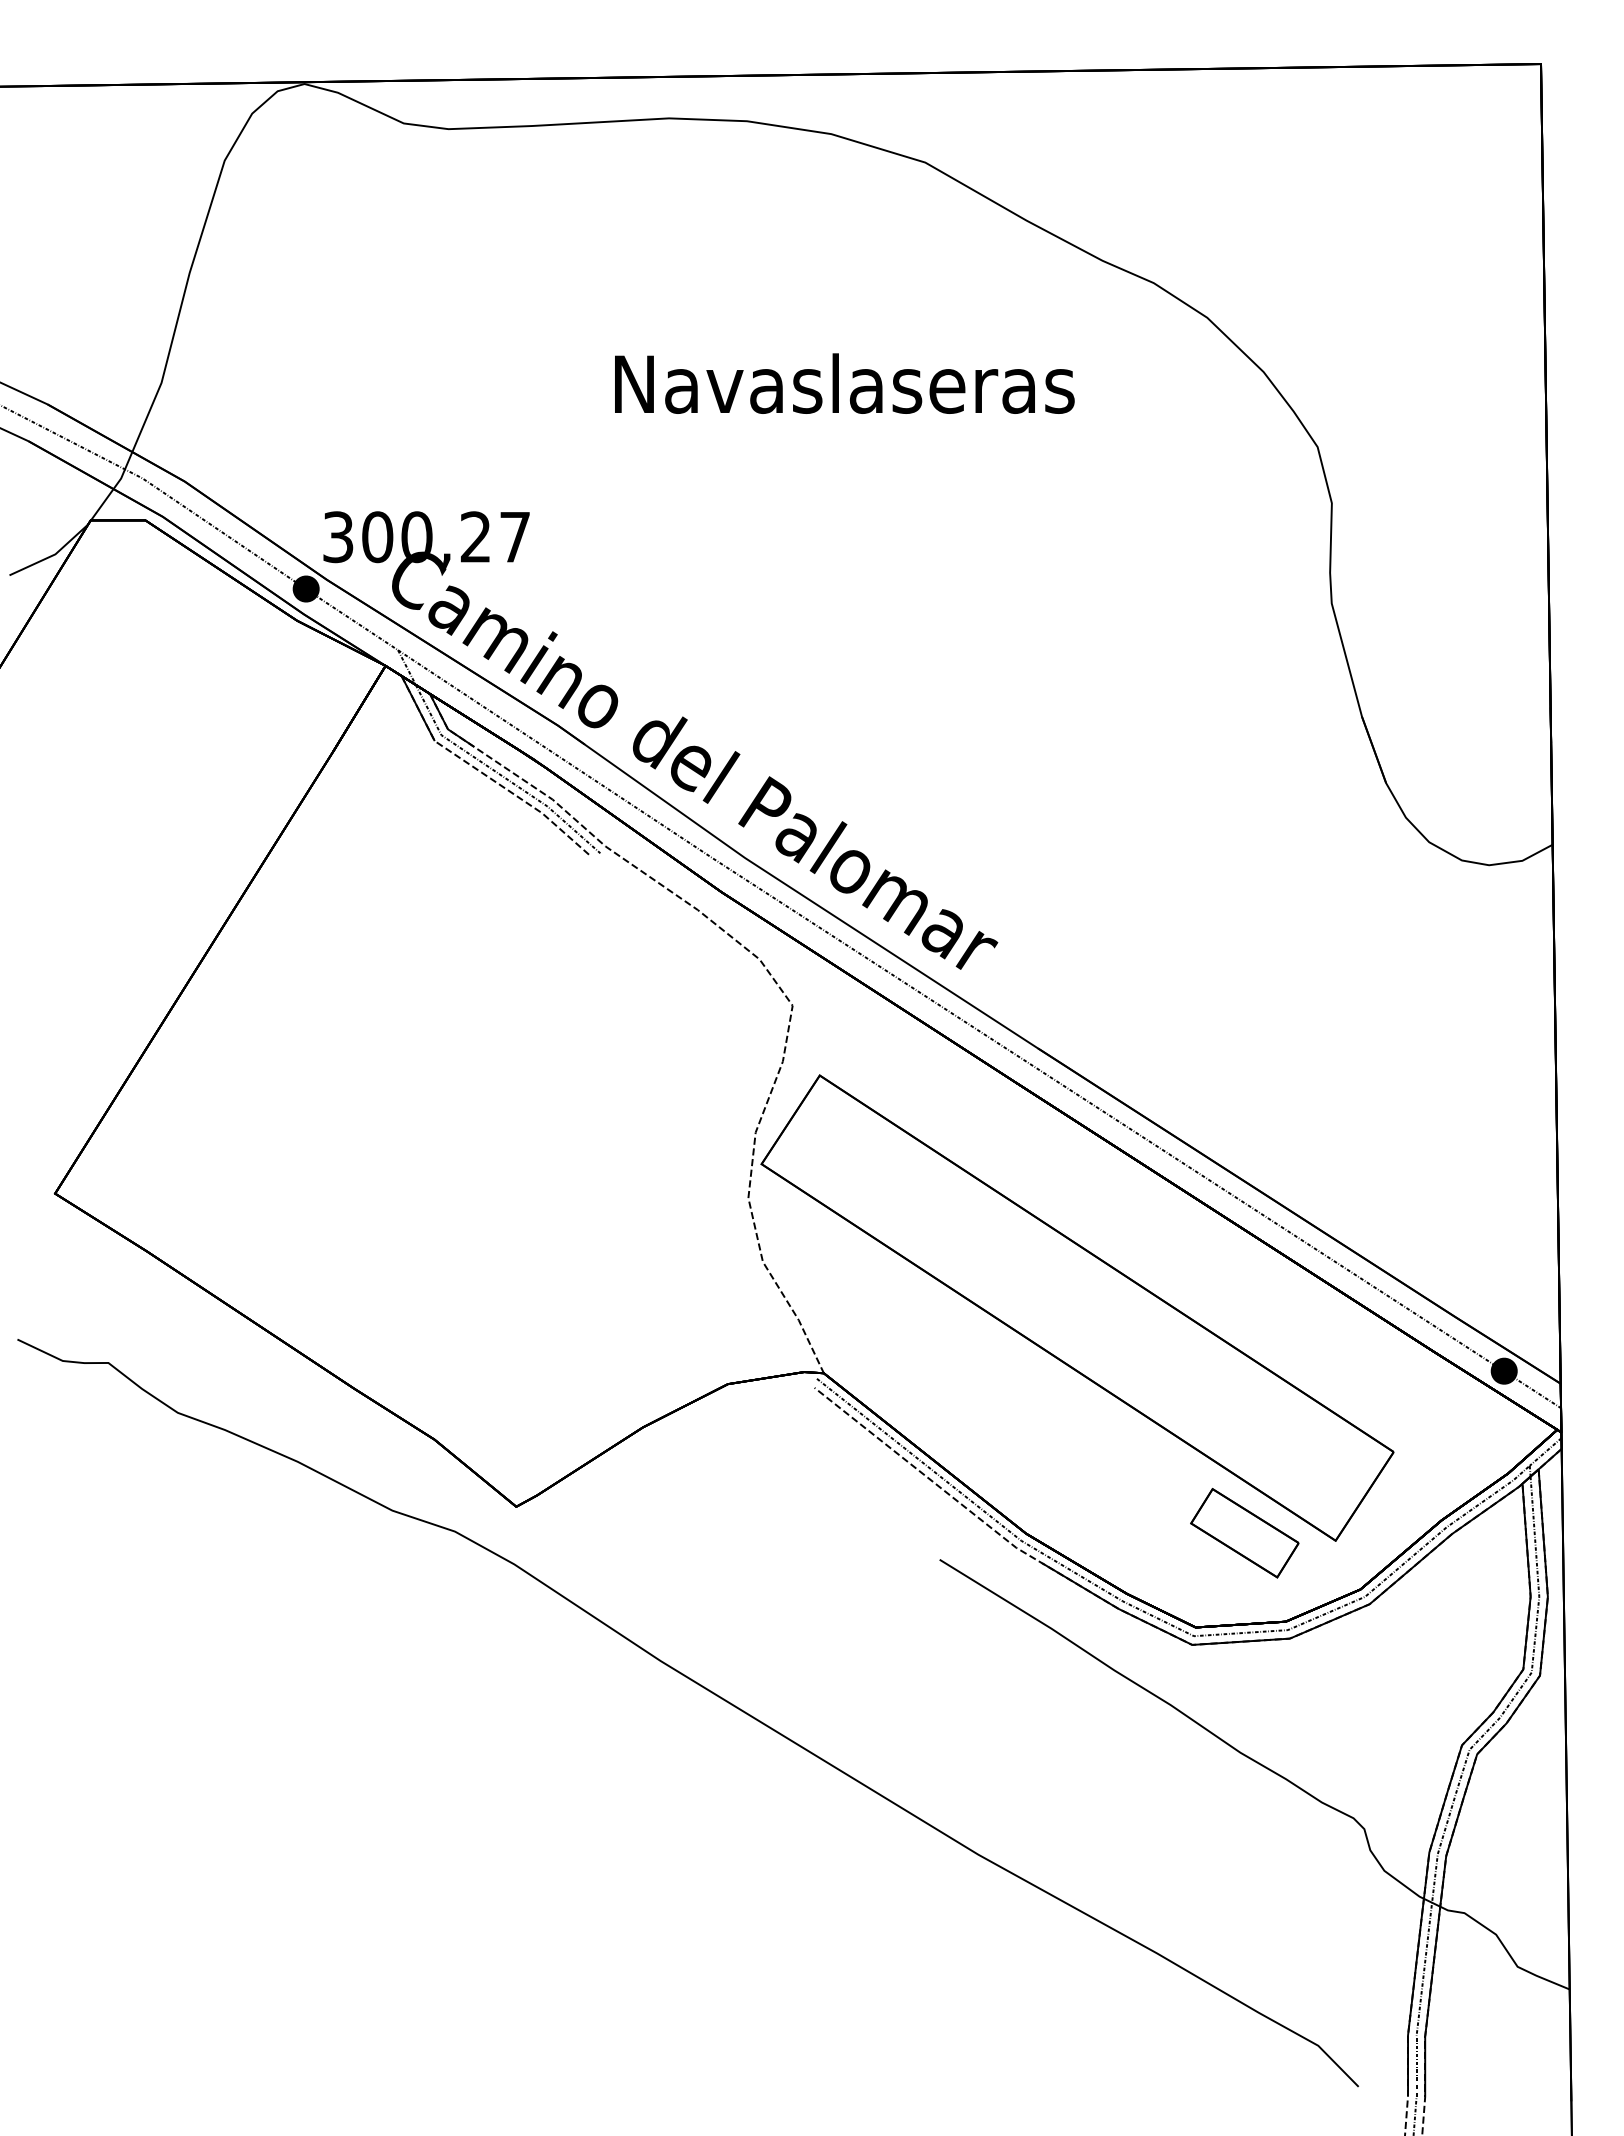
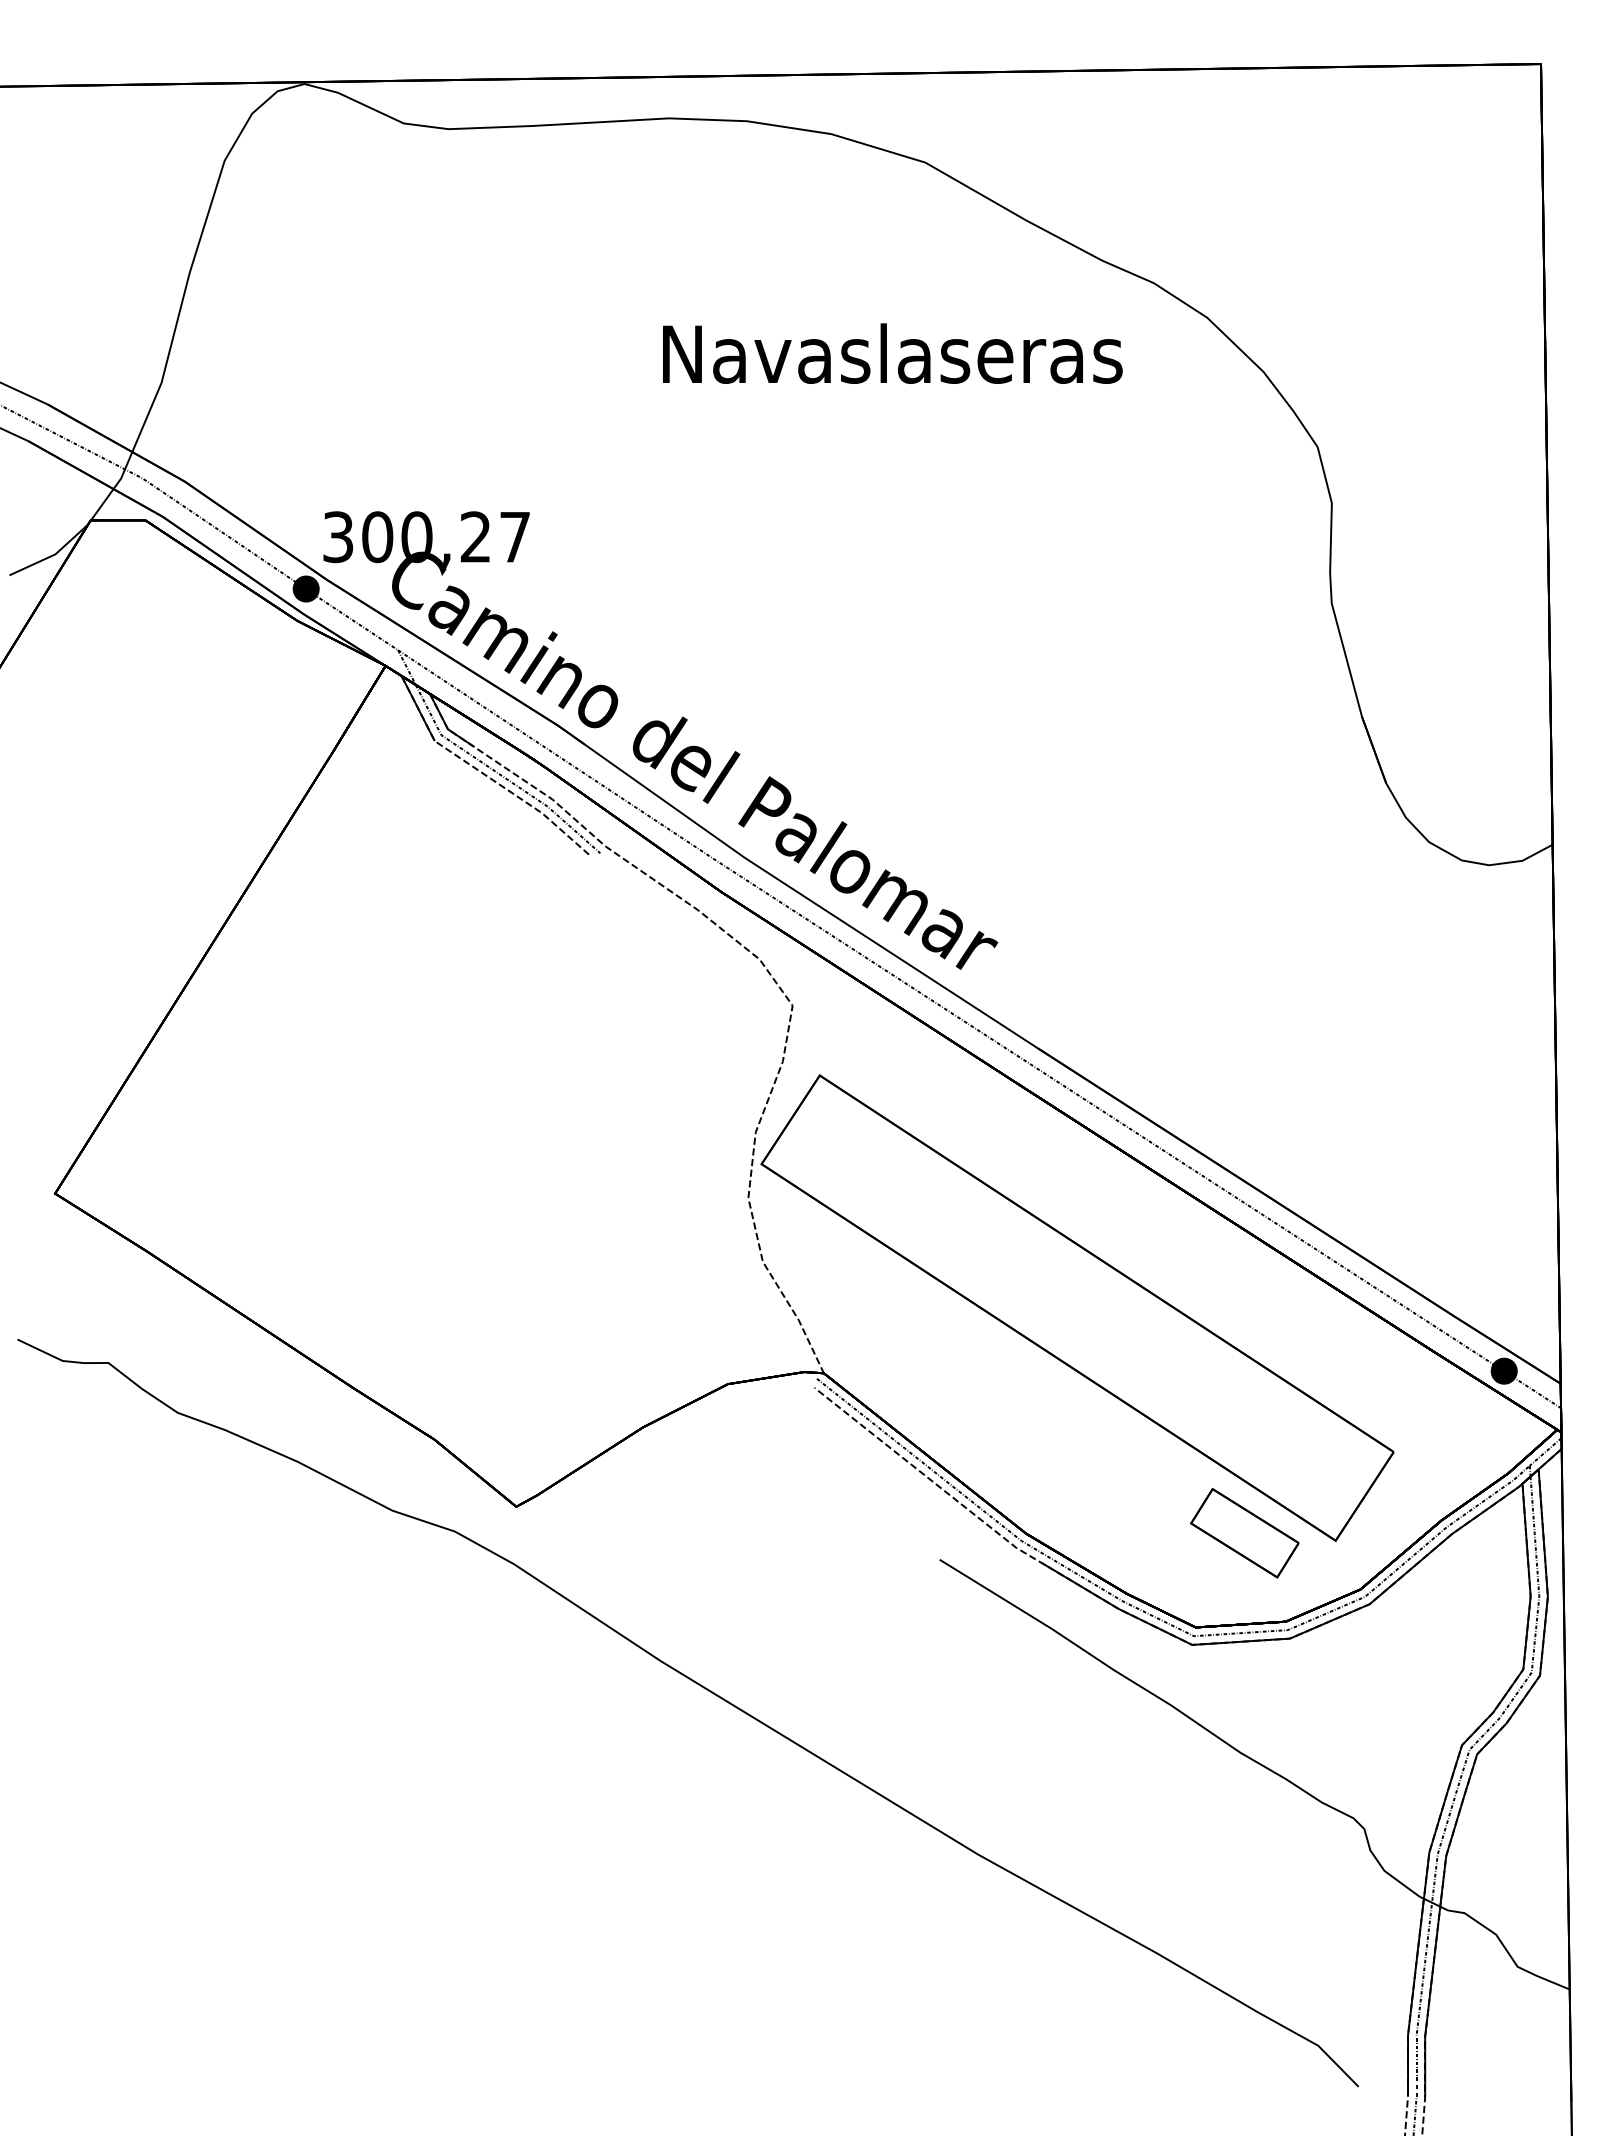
text position: (844, 383) -> (892, 353) (892, 353)
